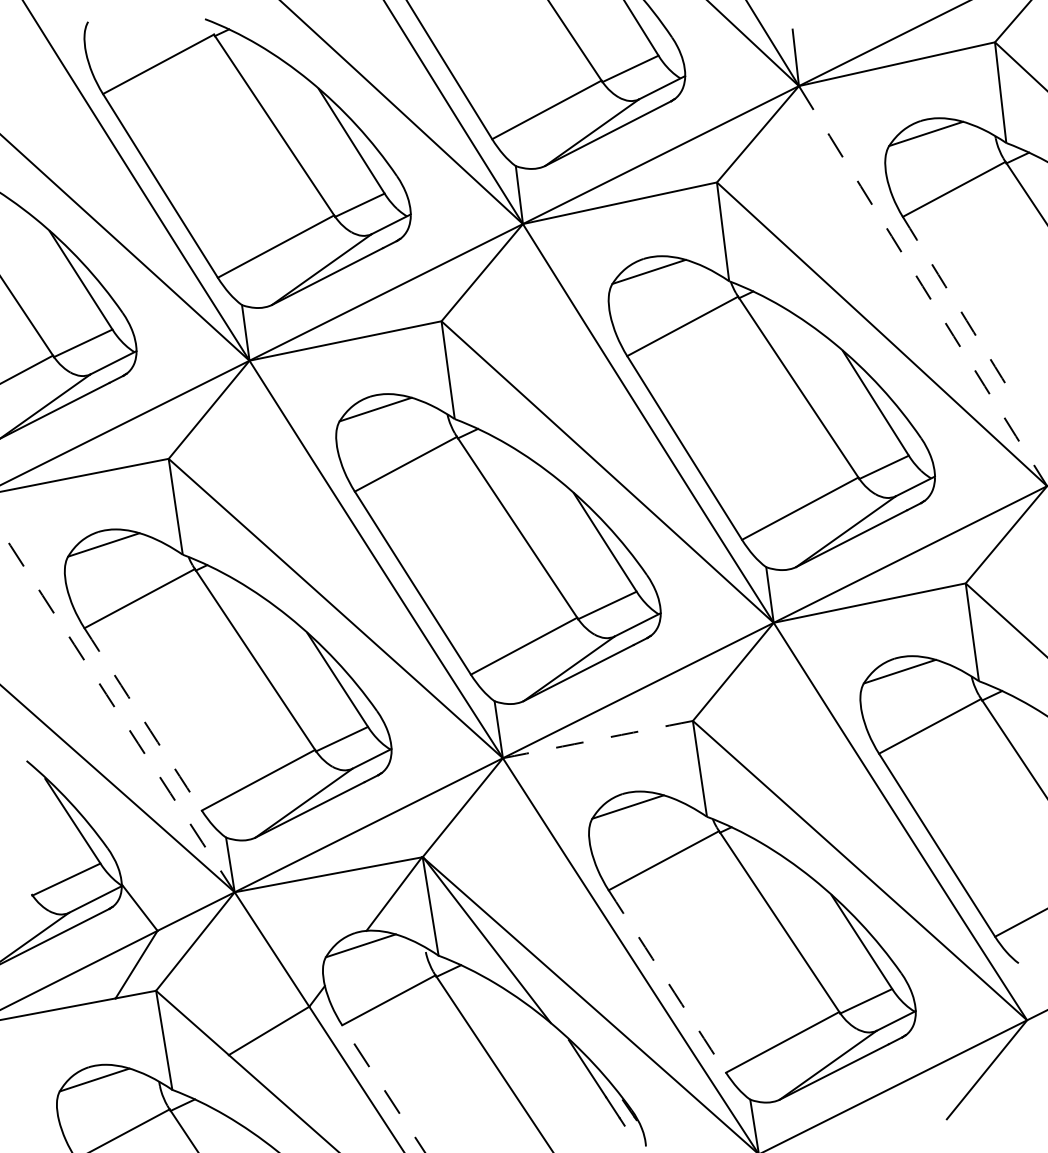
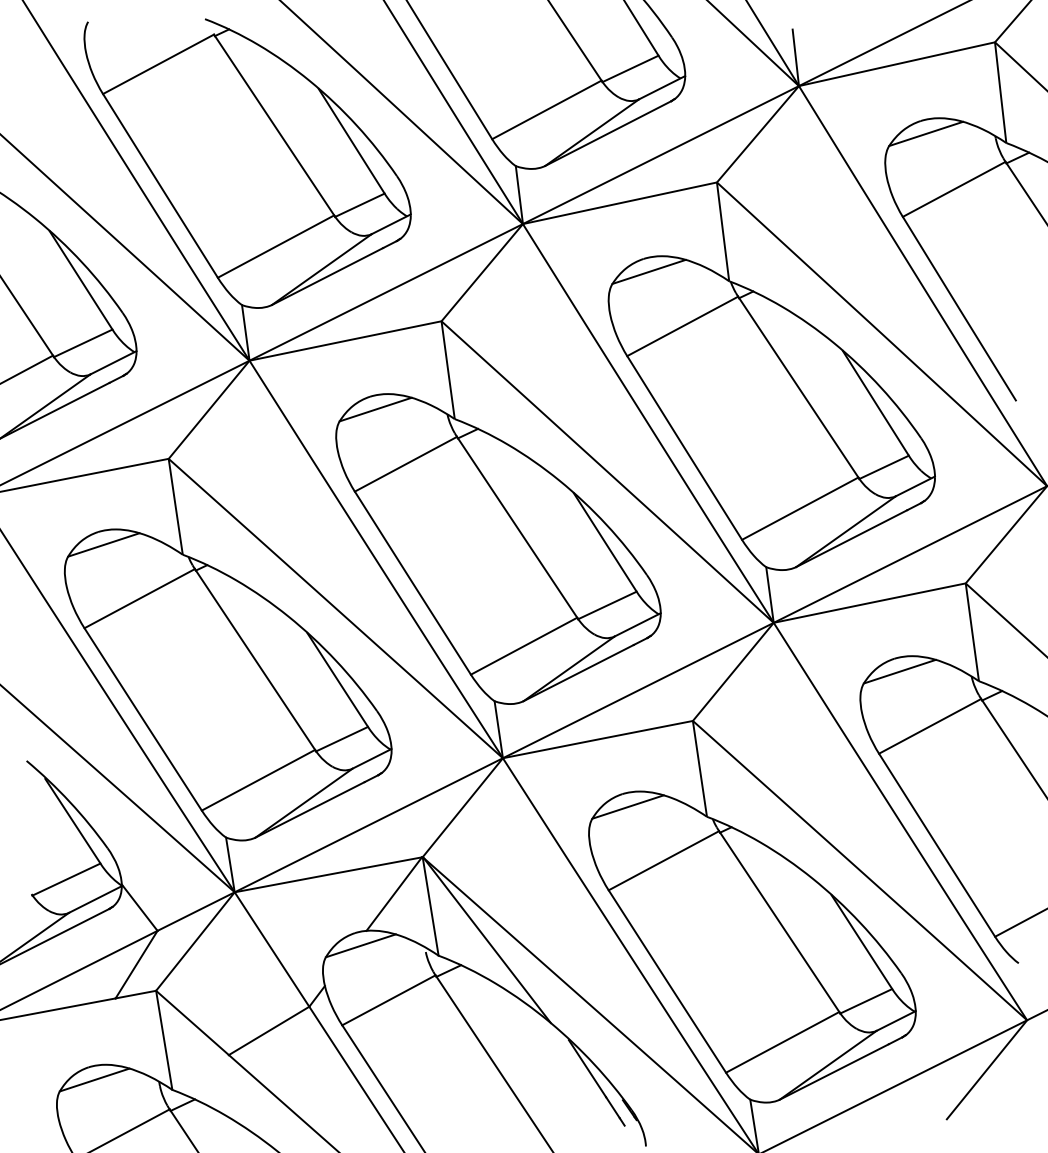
arc: dashed -> solid (922, 286)
arc: dashed -> solid (959, 309)
arc: dashed -> solid (117, 711)
arc: dashed -> solid (143, 719)
arc: dashed -> solid (597, 739)
arc: dashed -> solid (667, 981)
line: dashed -> solid (383, 1088)
